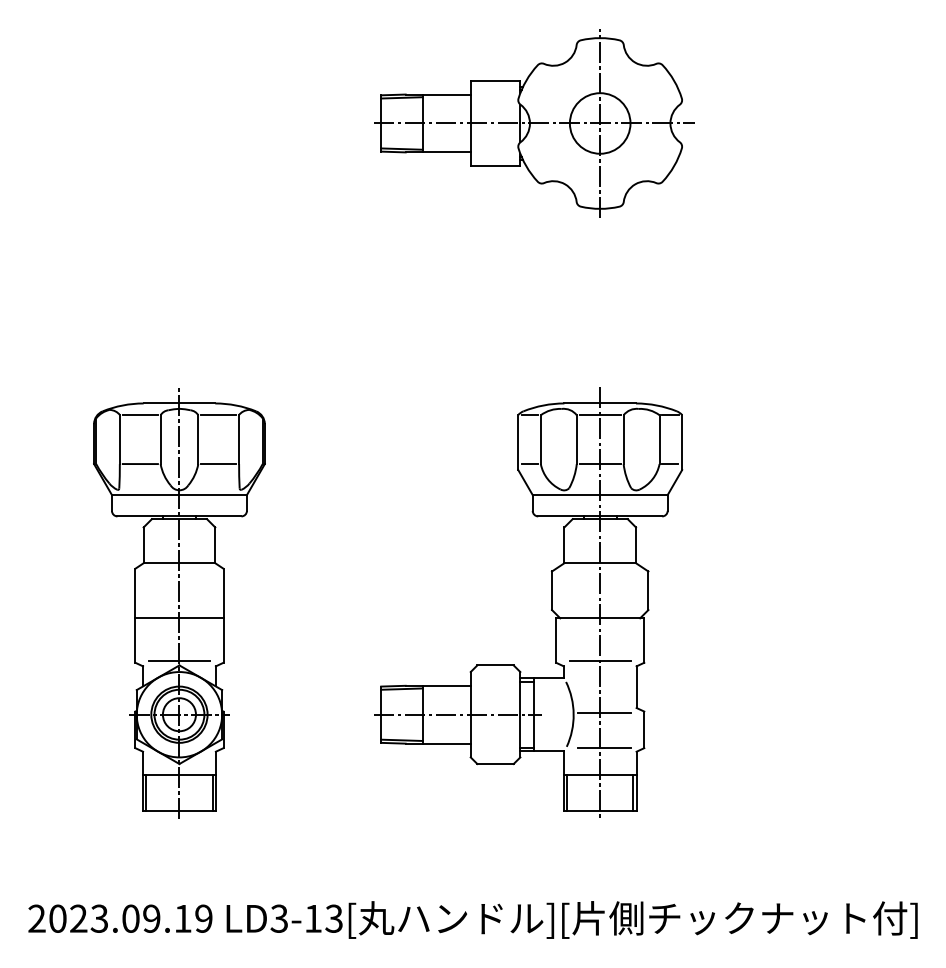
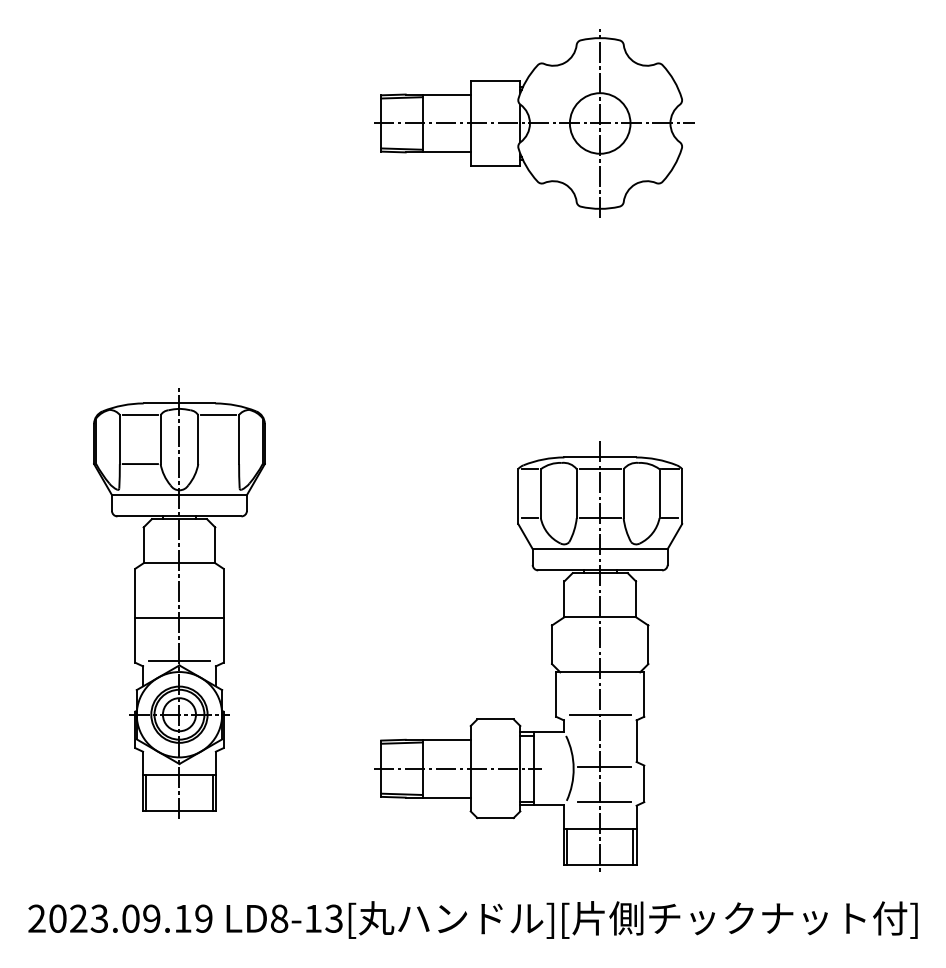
line: present -> none (218, 464)
part position: (551, 602) -> (551, 656) (551, 656)
text: LD3-13[ -> LD8-13[ (279, 918)
